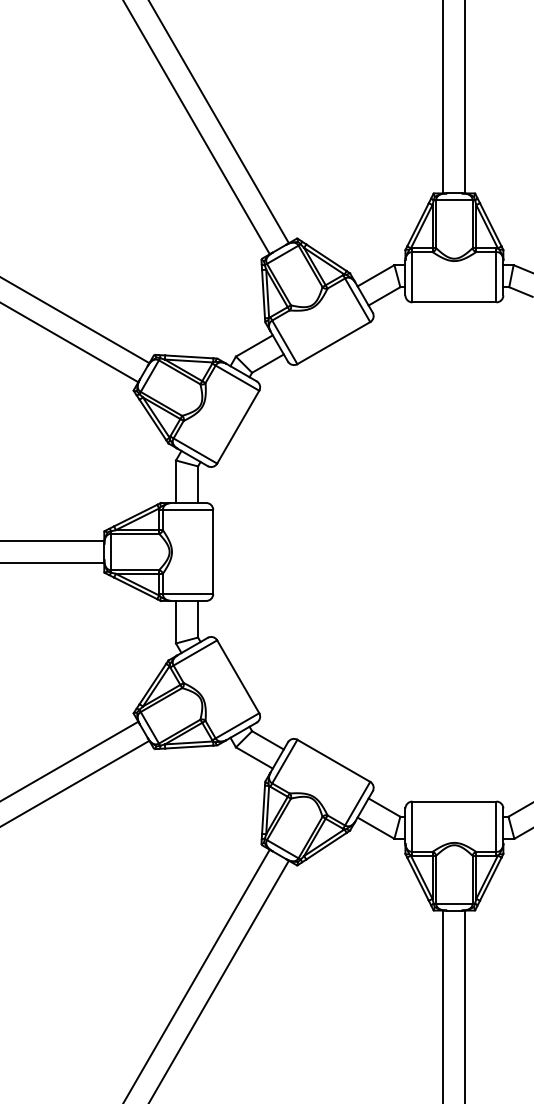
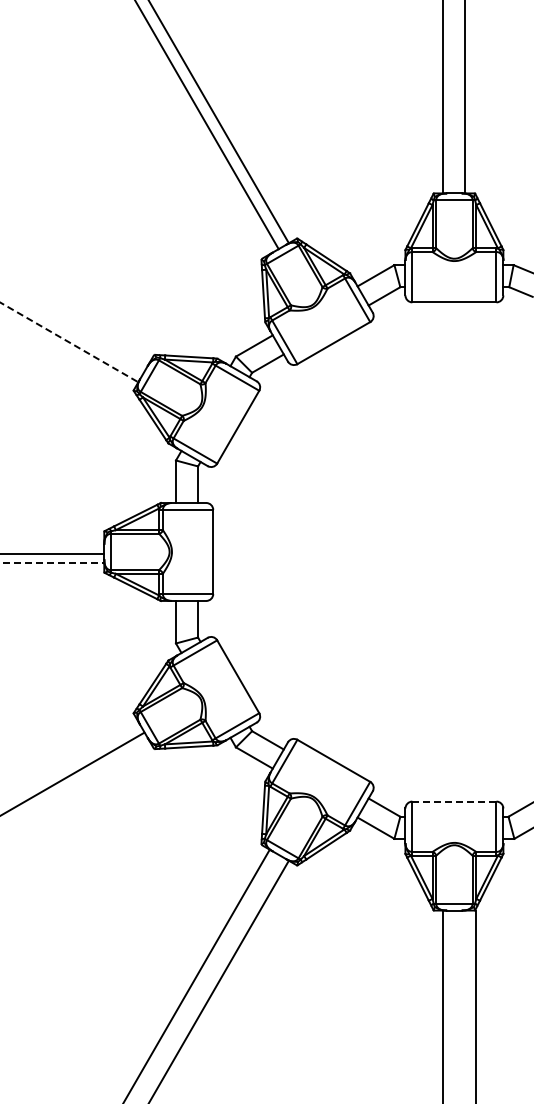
line position: (196, 128) -> (207, 125) (207, 125)
line: present -> none (75, 320)
line: solid -> dashed (69, 342)
line position: (53, 540) -> (53, 553) (53, 553)
line: solid -> dashed (52, 563)
line position: (70, 760) -> (73, 773) (73, 773)
line: present -> none (75, 782)
line: solid -> dashed (453, 801)
line position: (465, 1005) -> (476, 1005) (476, 1005)
